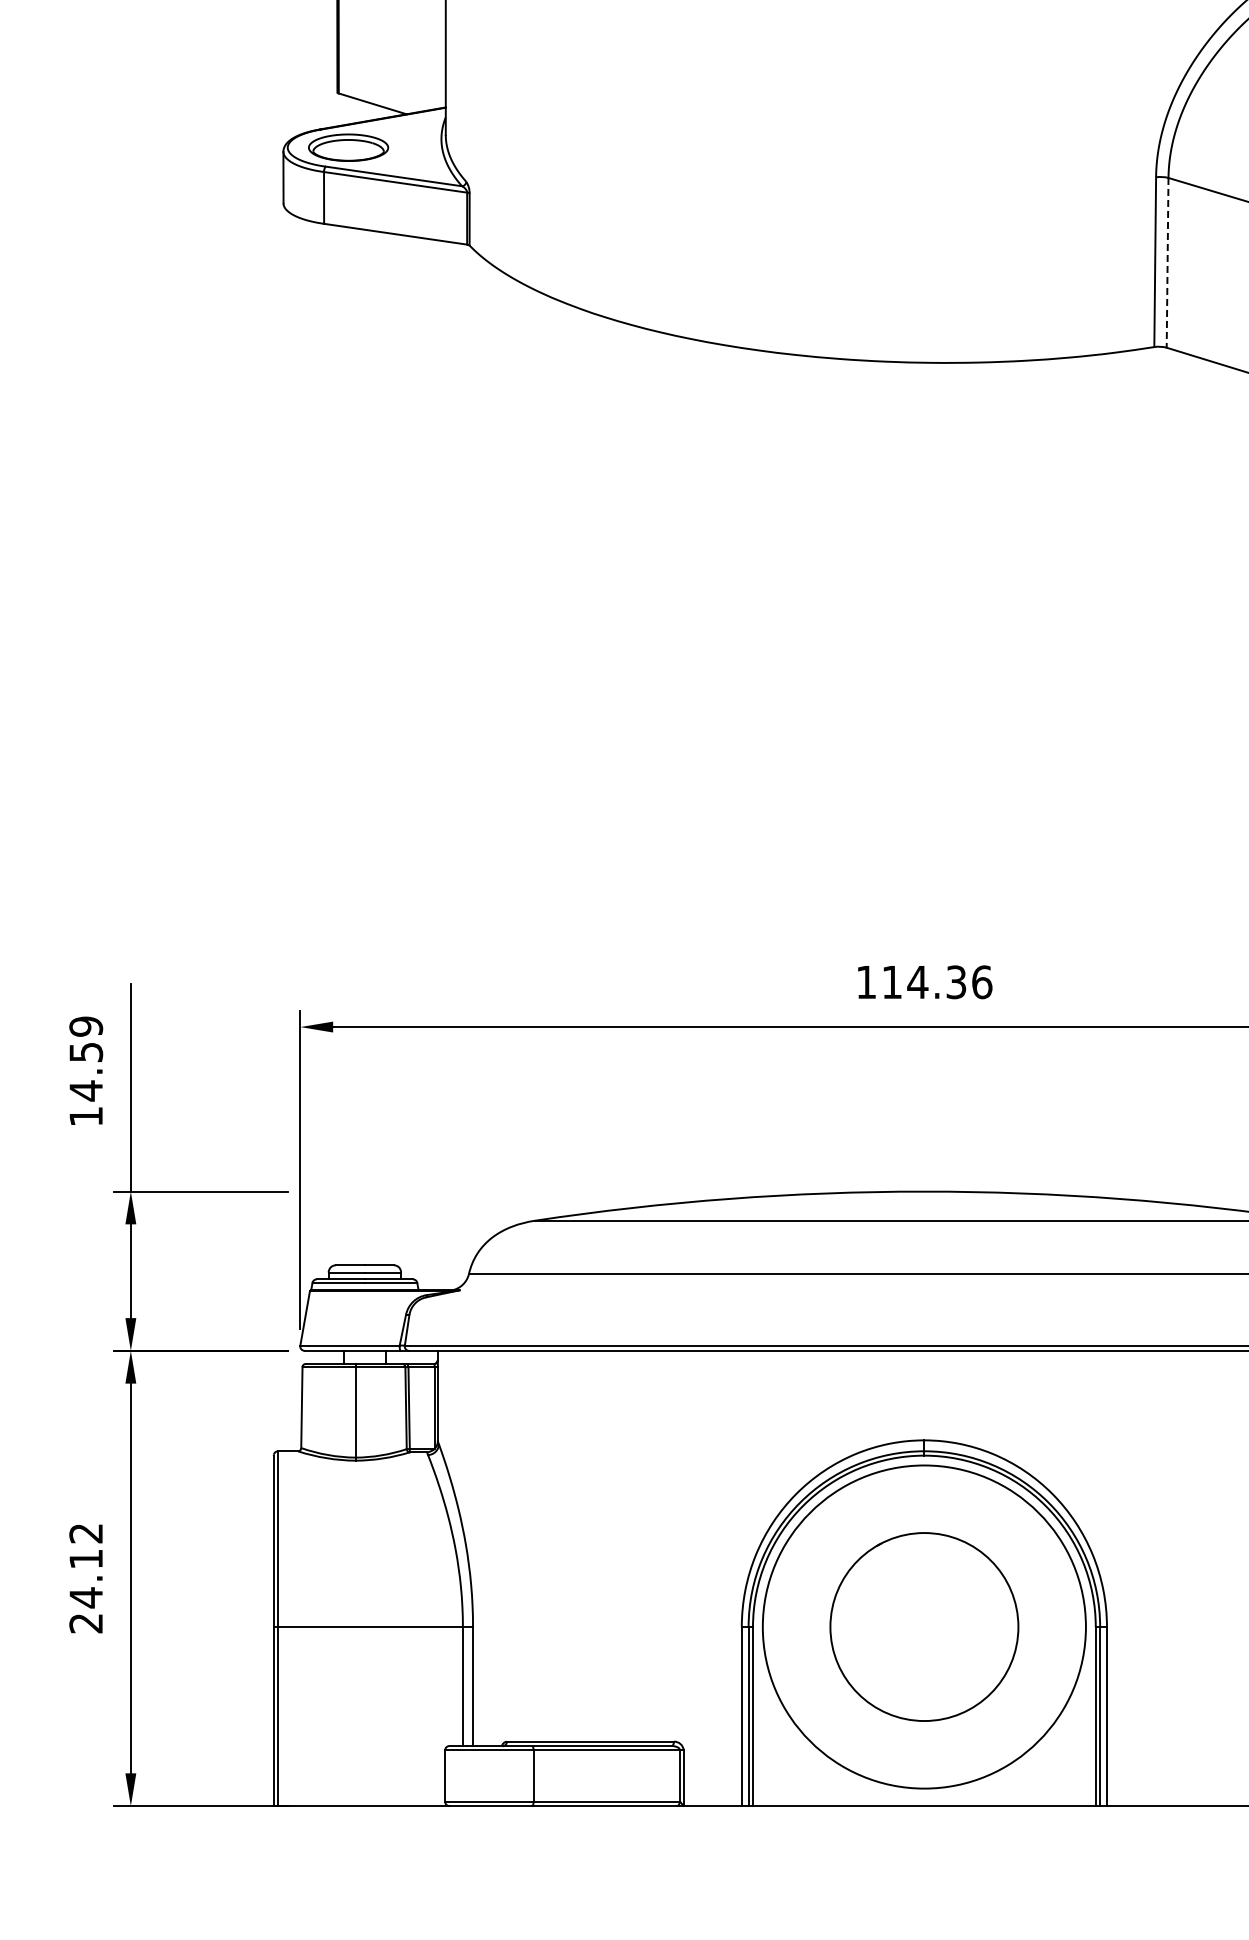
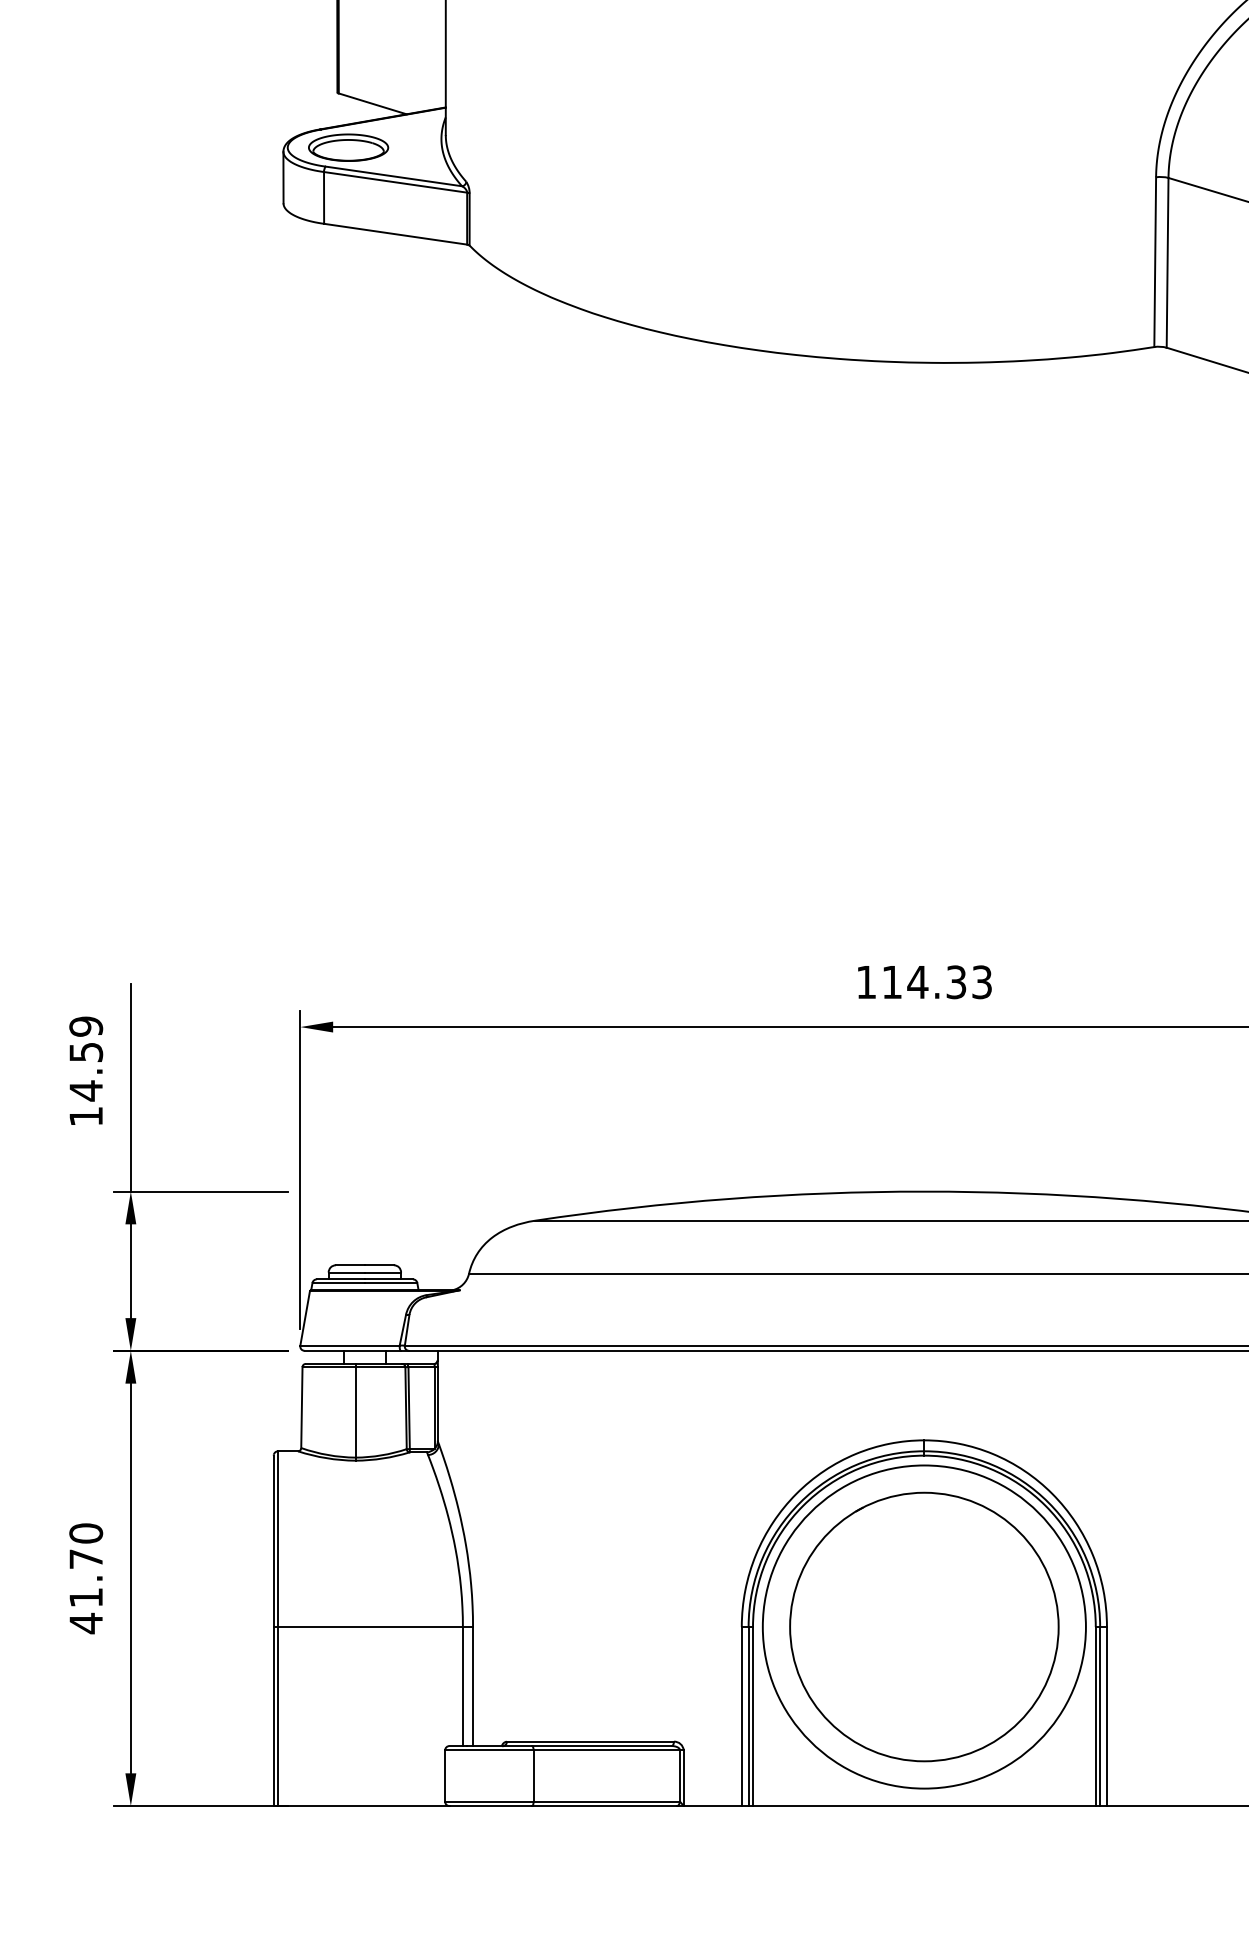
line: dashed -> solid (1167, 262)
text: 114.36 -> 114.33 (982, 982)
text: 24.12 -> 41.70 (86, 1578)
part size: 191x190 px -> 271x272 px (924, 1626)
